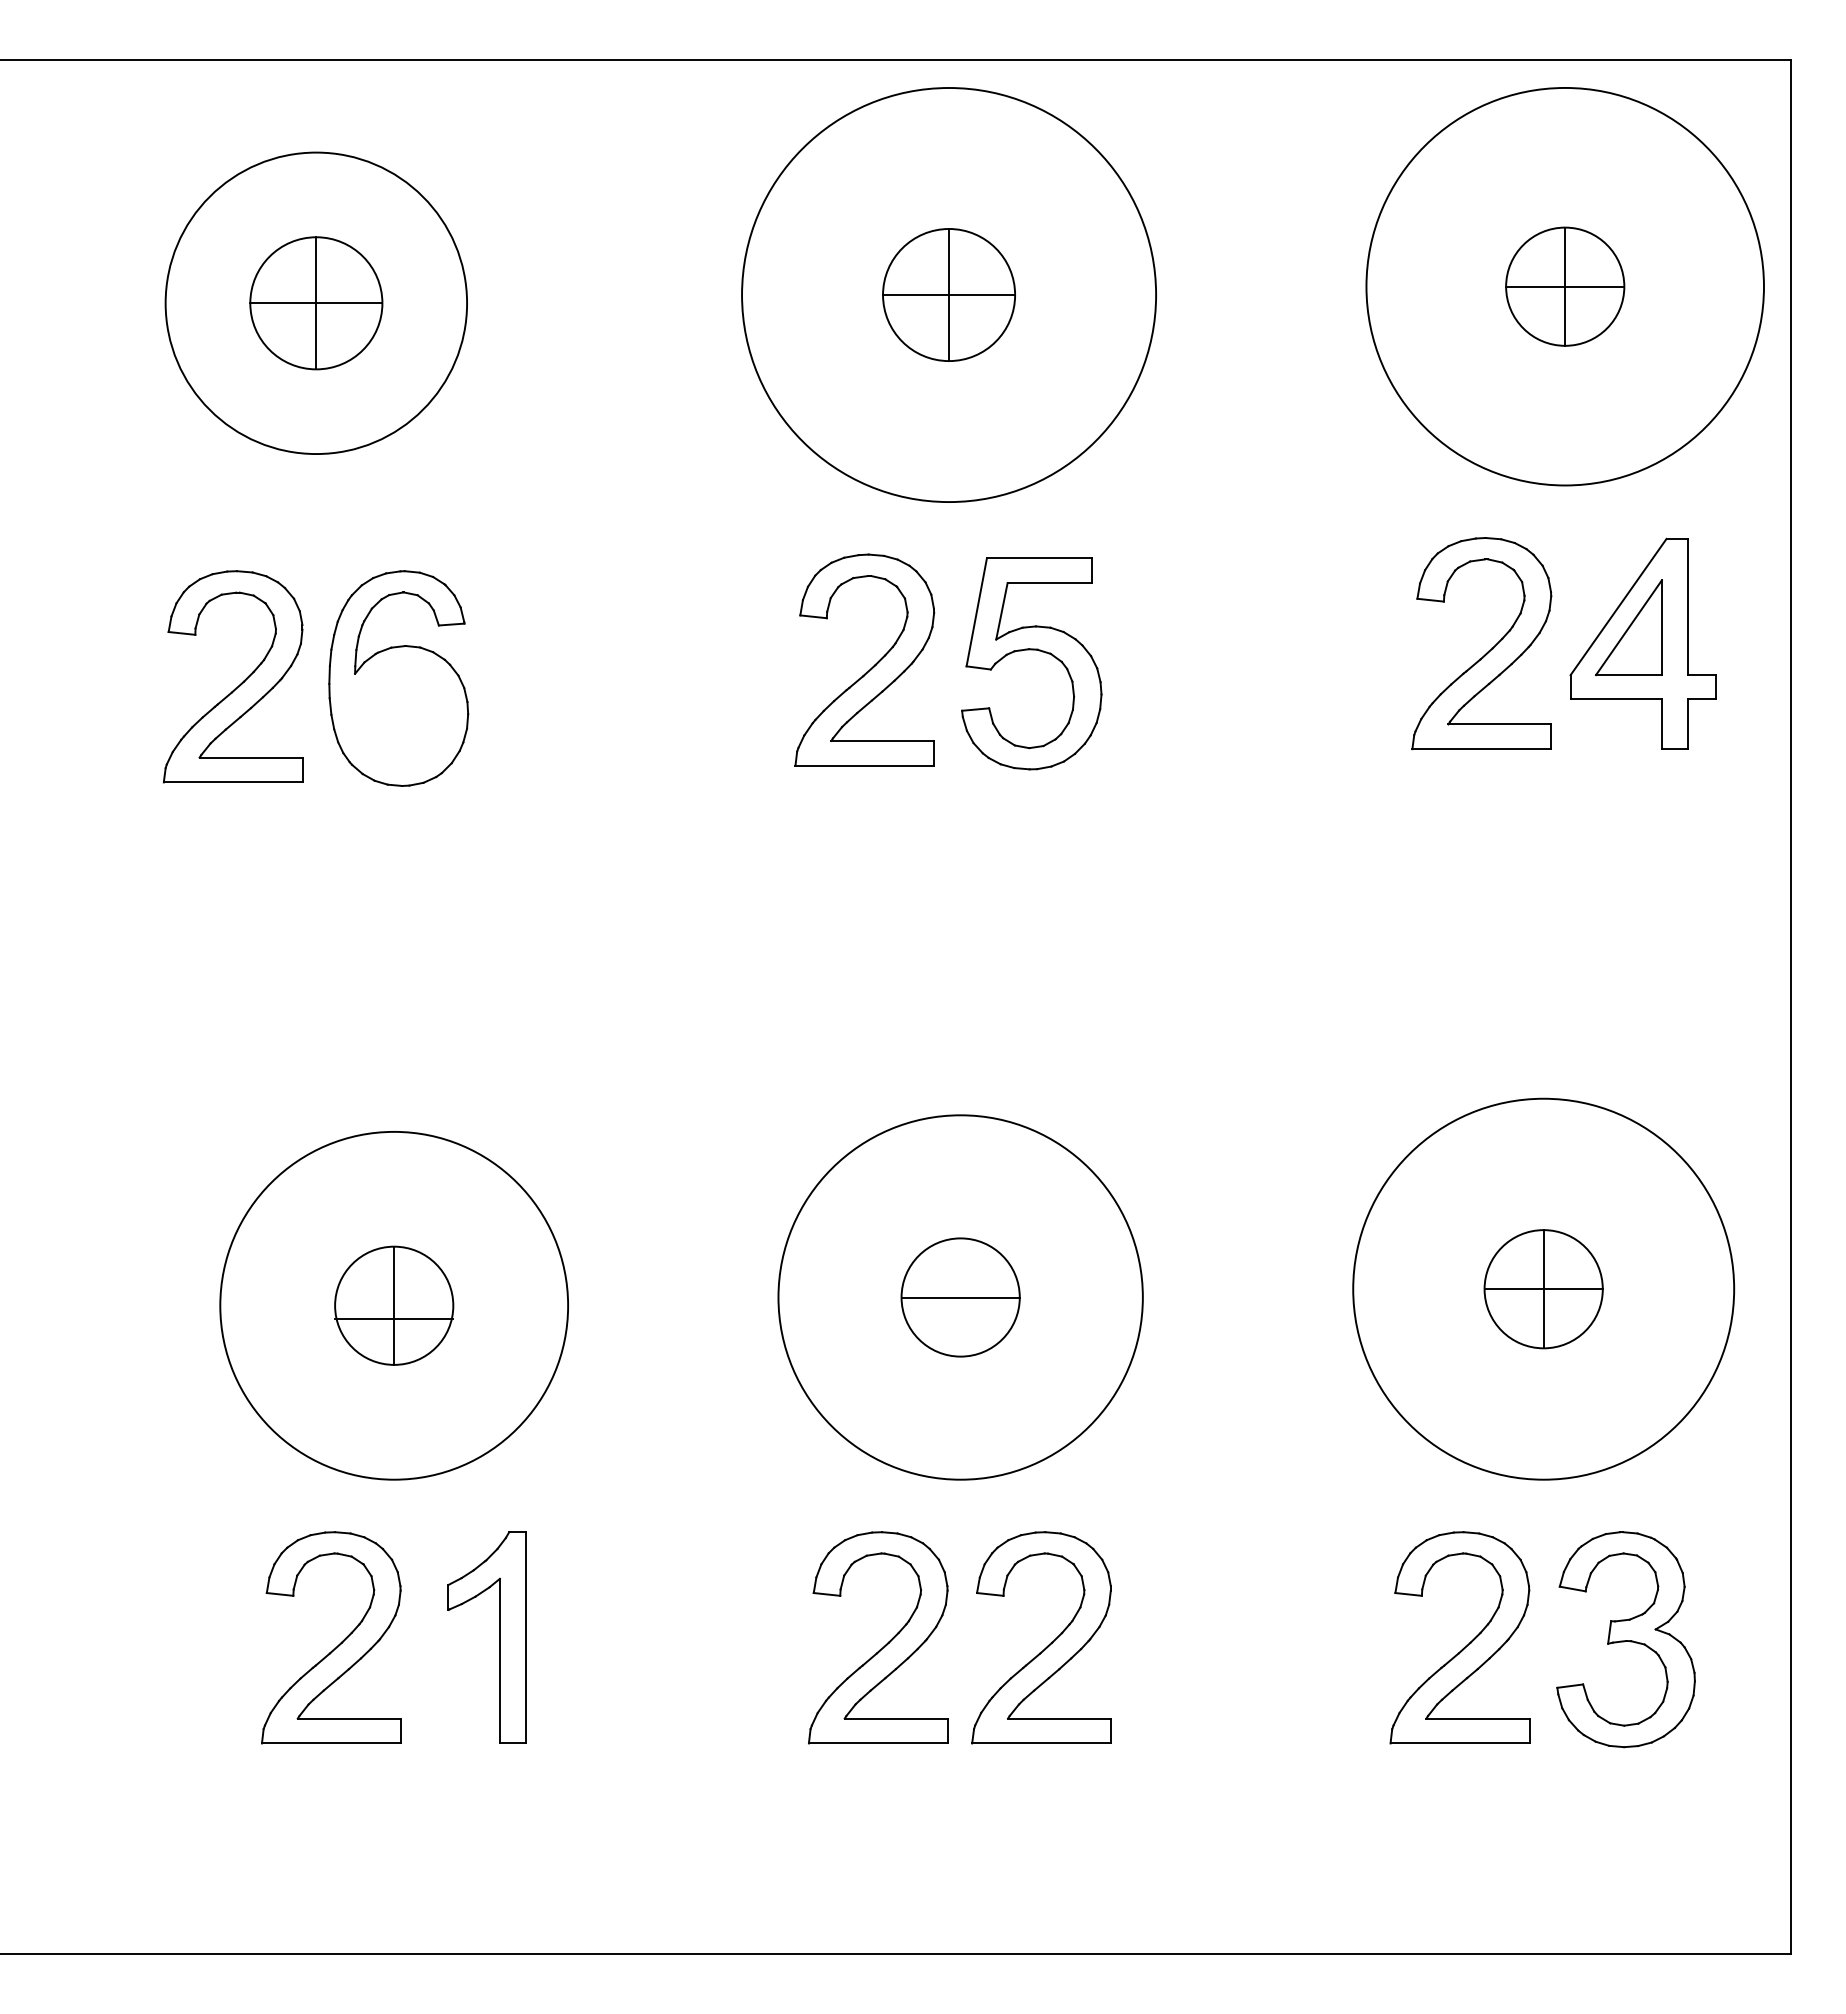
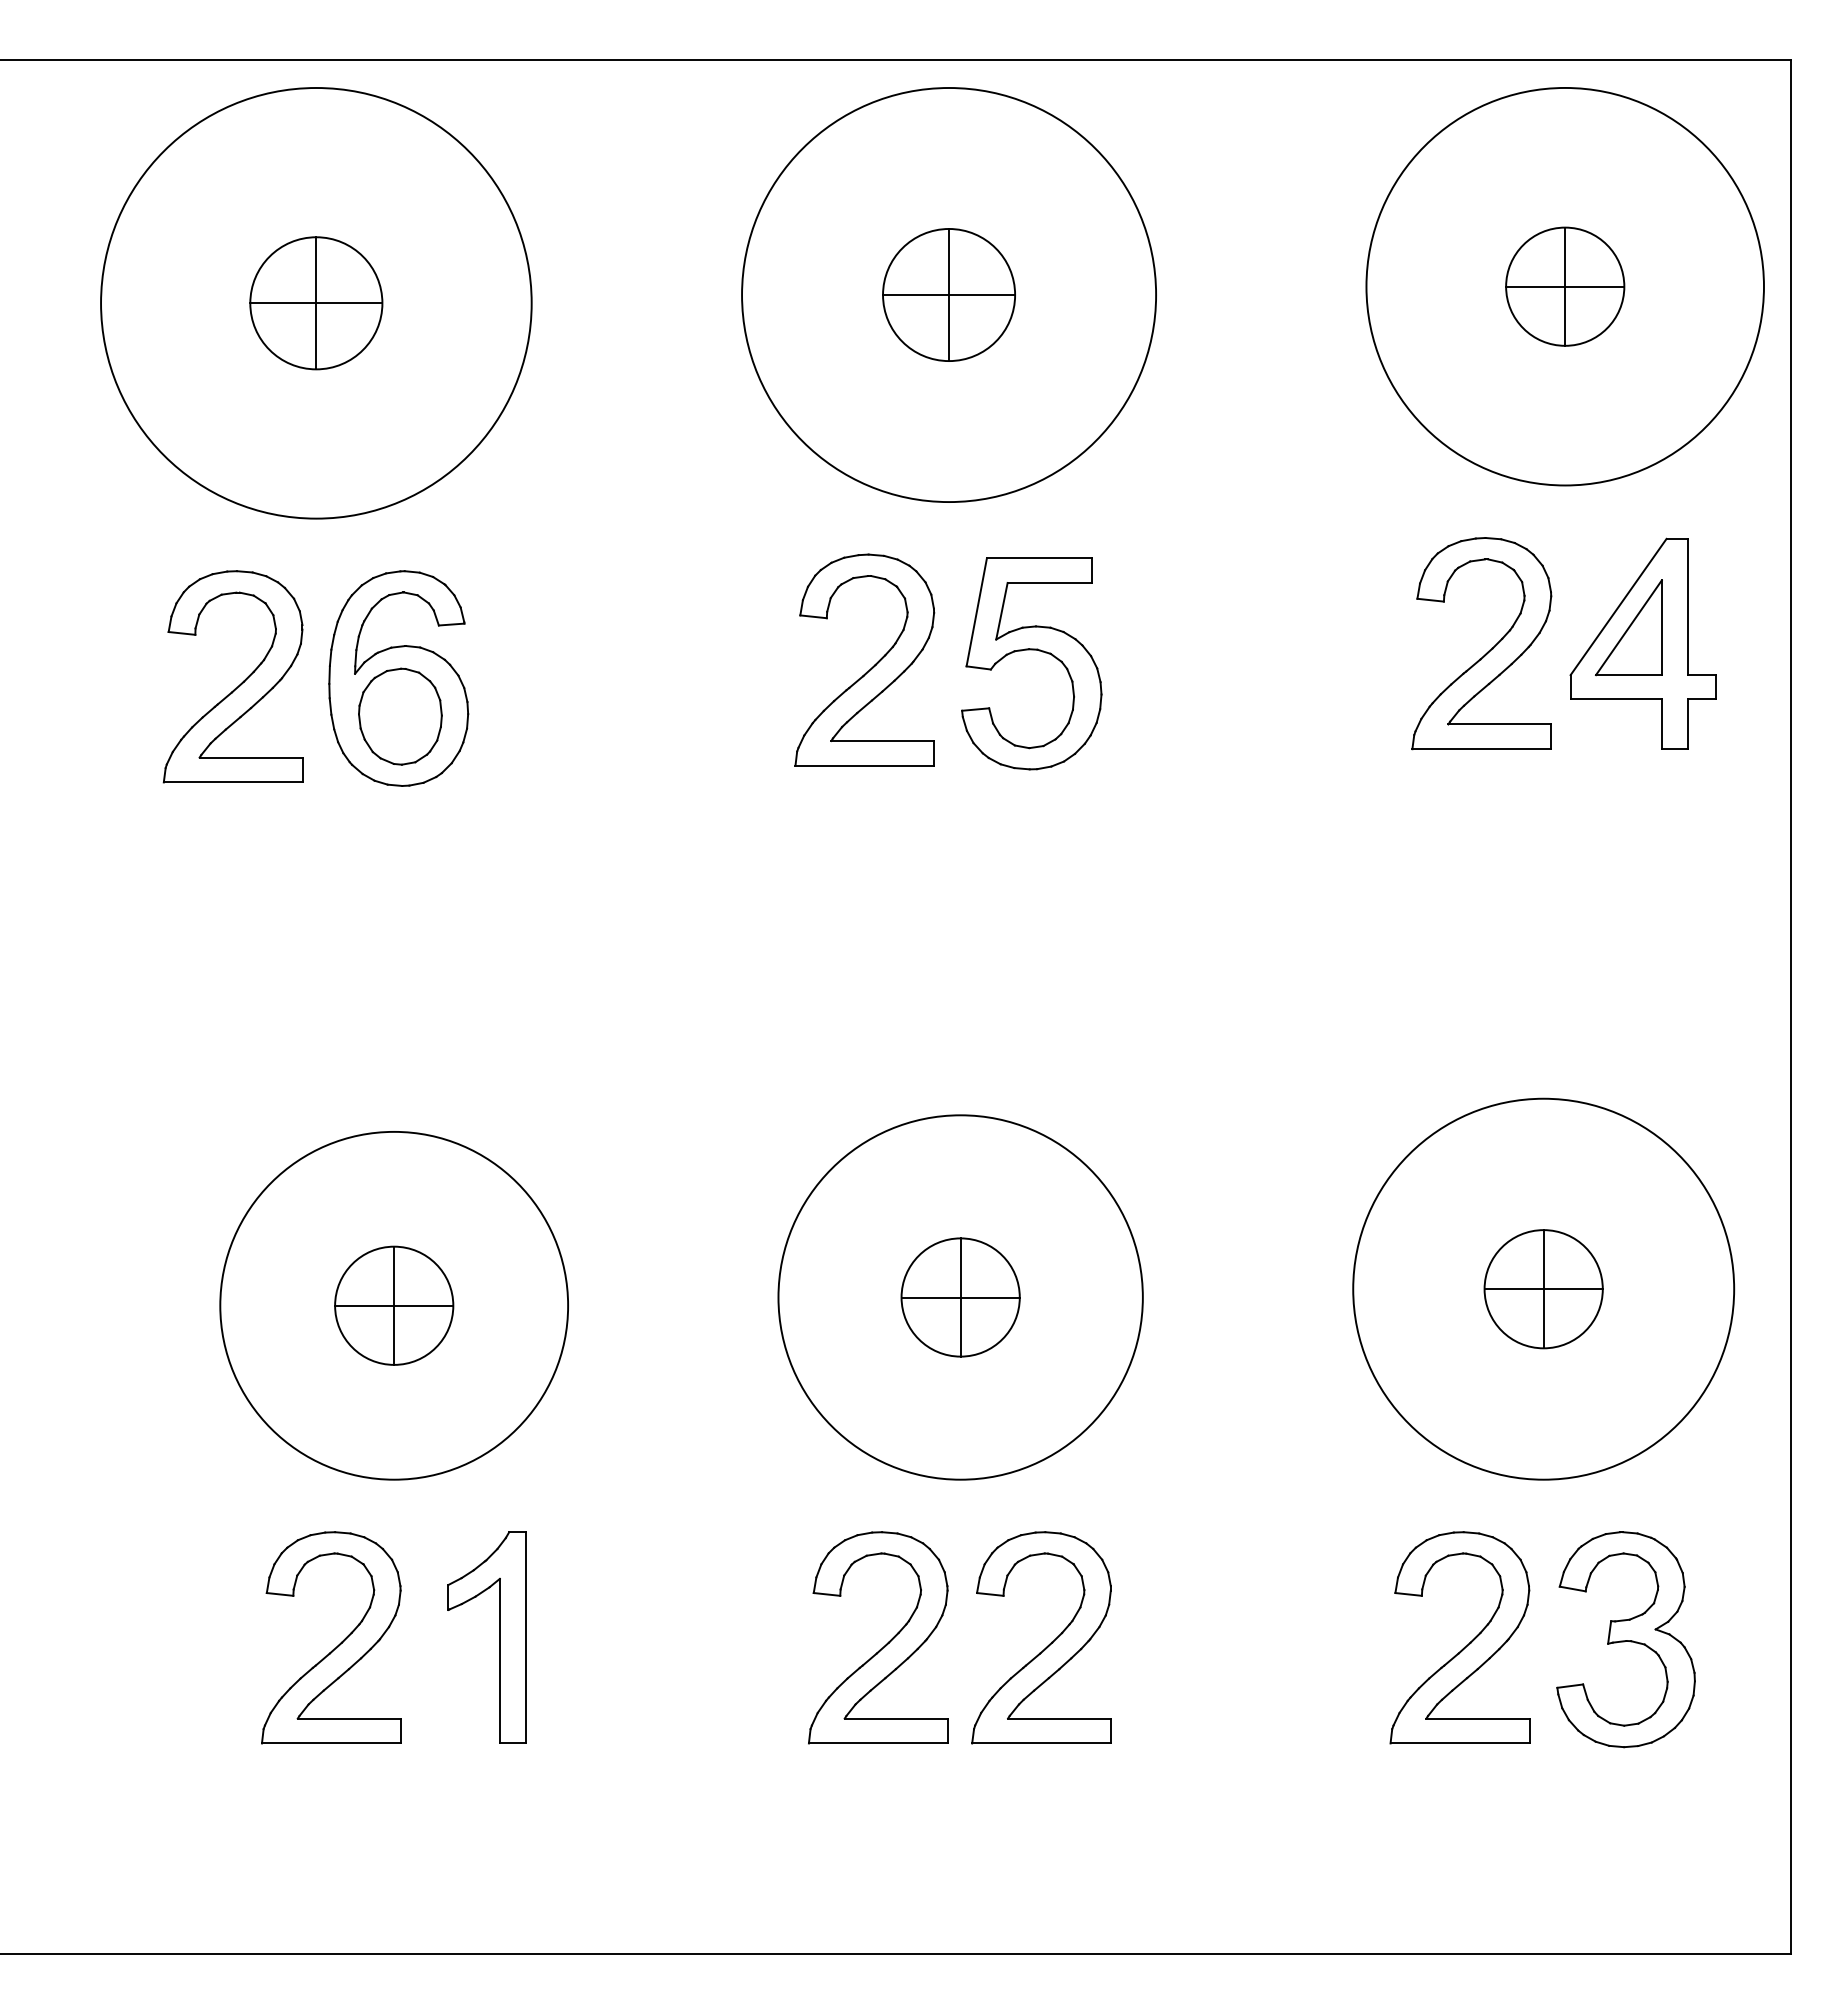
circle diameter: 301 px -> 431 px (316, 303)
part: none -> present (400, 716)
line: none -> present (960, 1297)
line position: (394, 1318) -> (394, 1305) (394, 1305)
